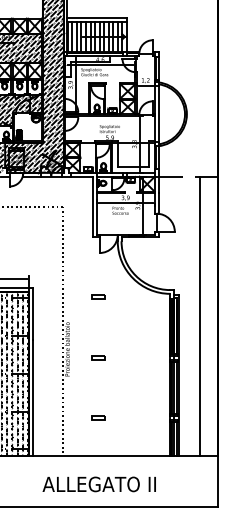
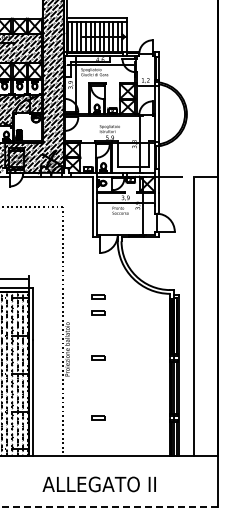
part: none -> present (98, 312)
line position: (199, 316) -> (193, 316) (193, 316)
line: solid -> dashed (109, 507)
